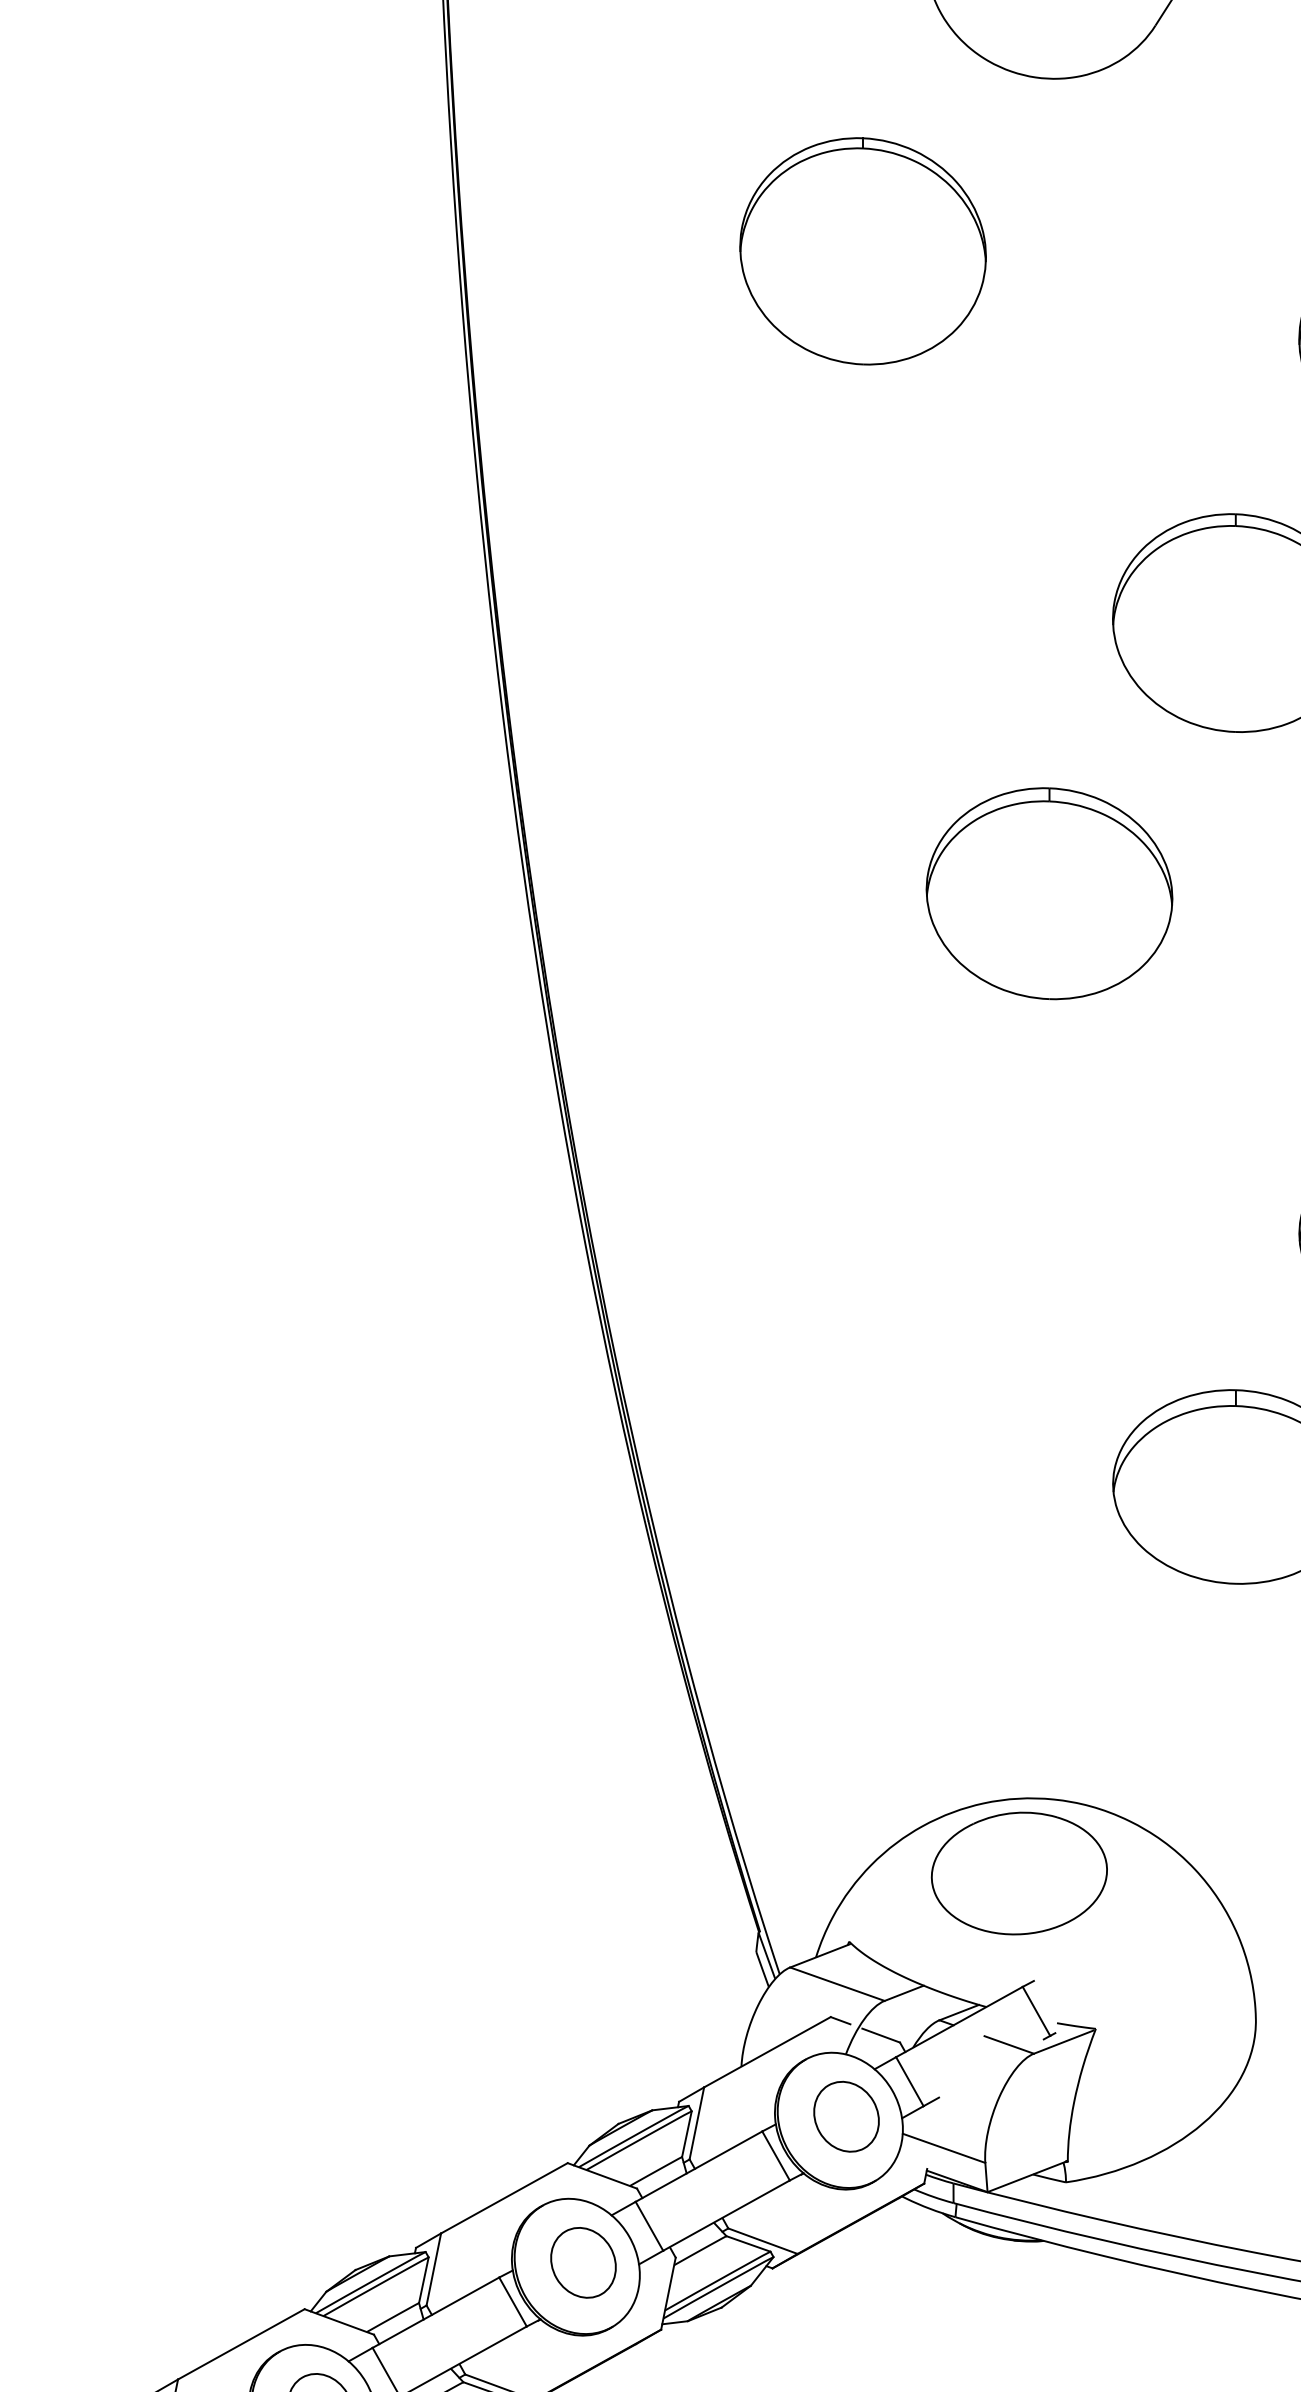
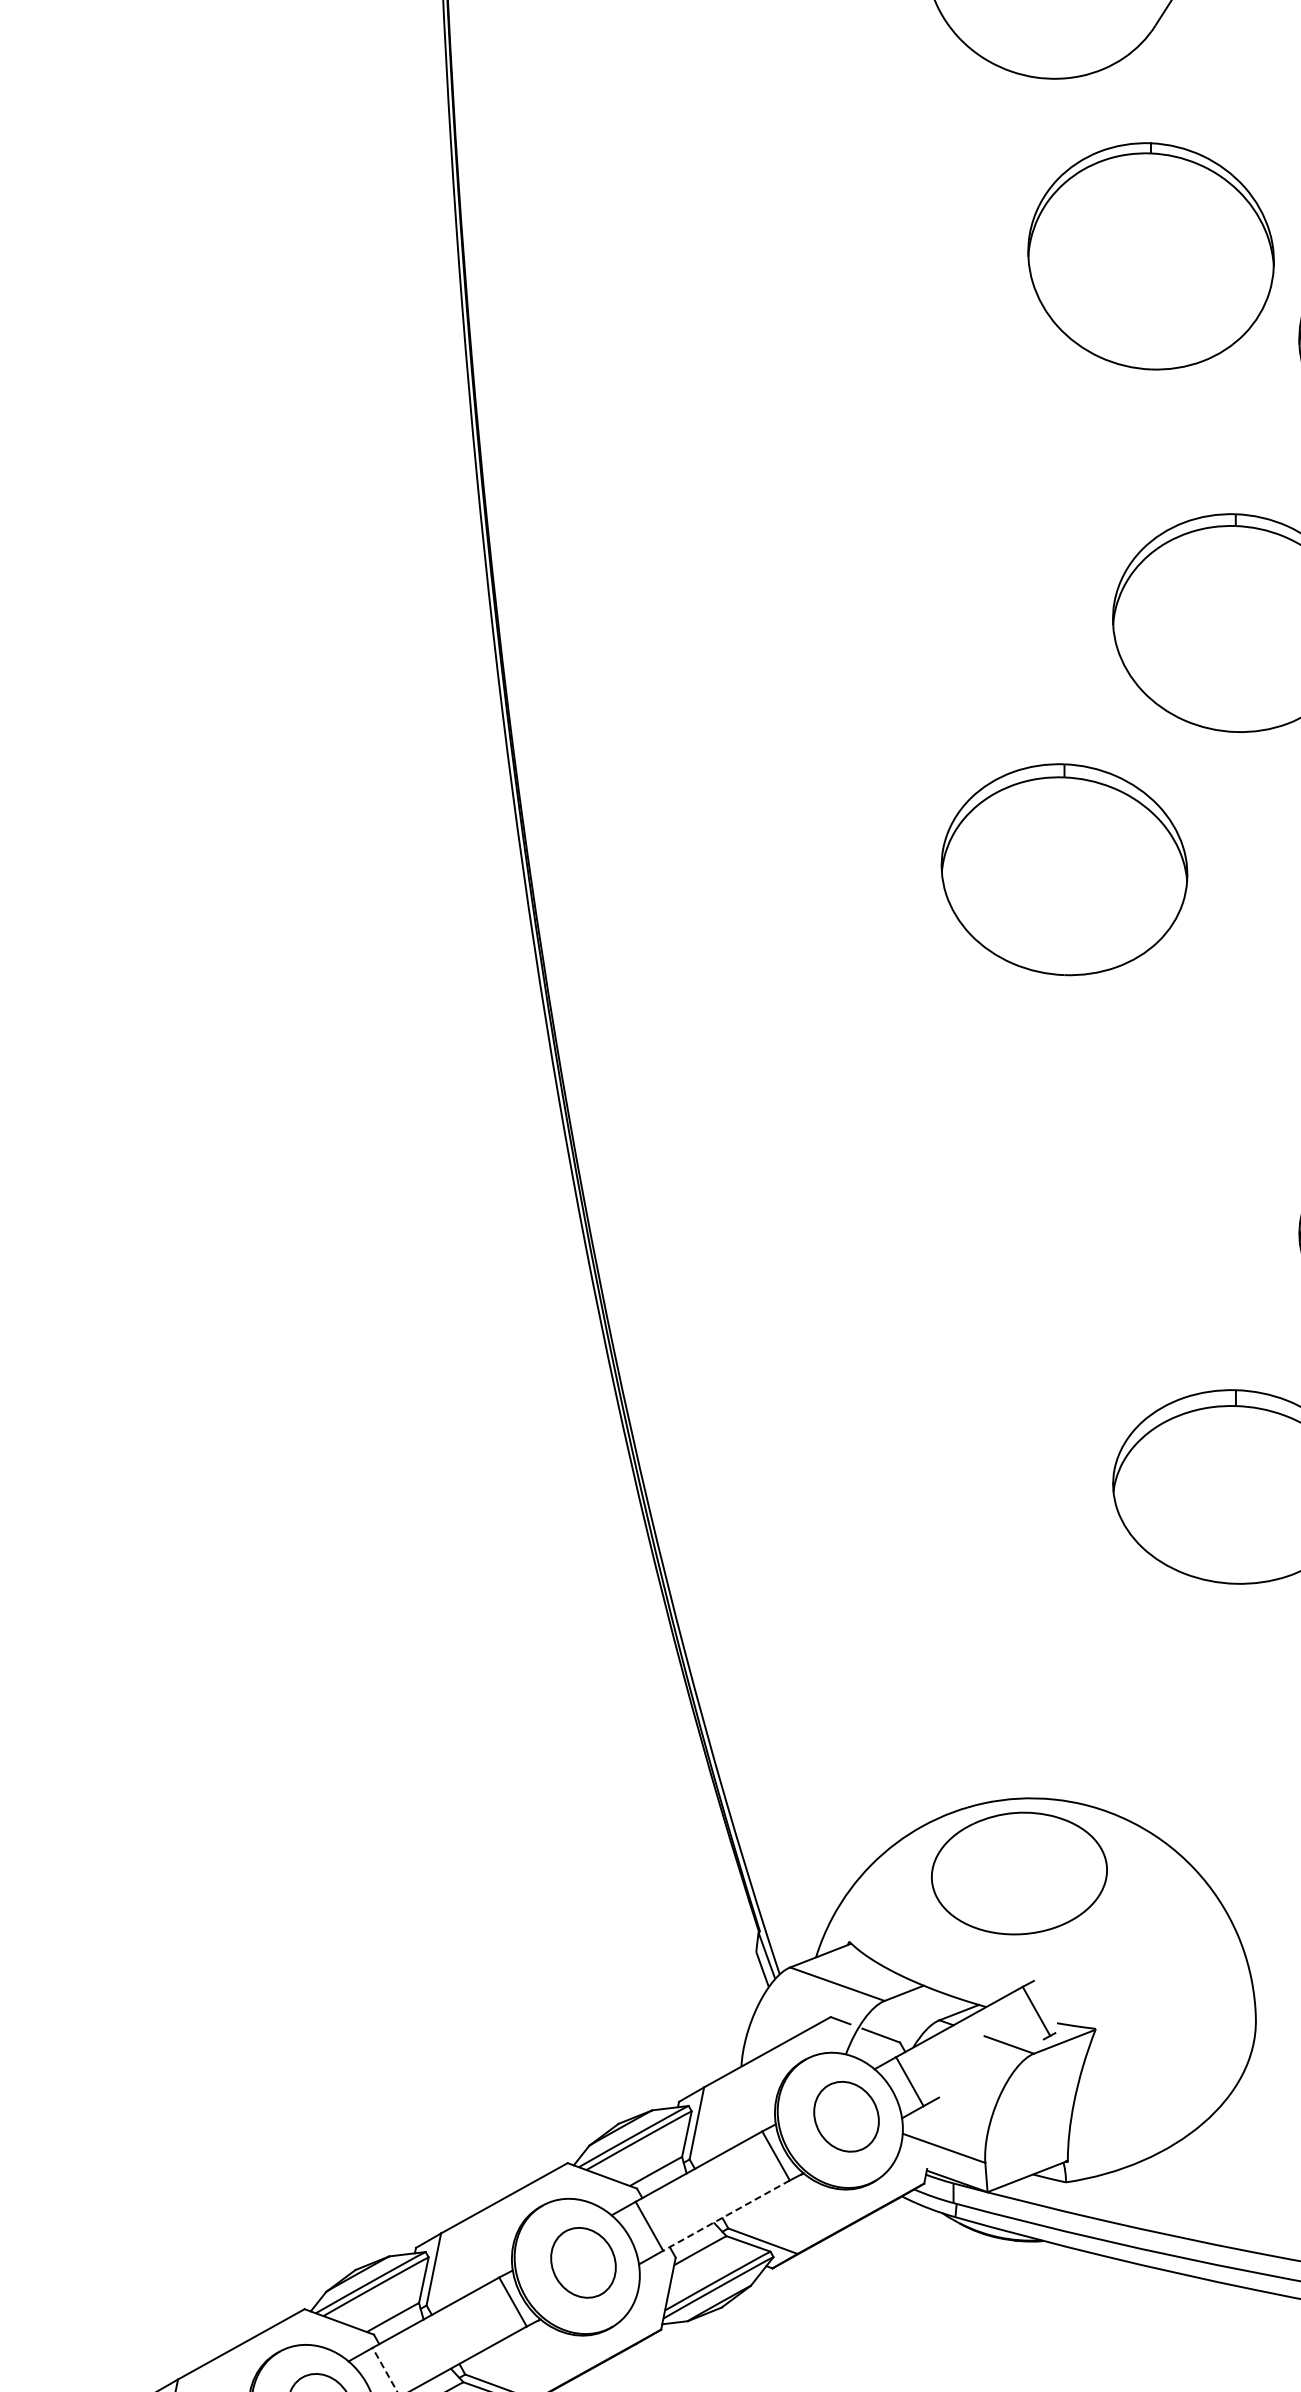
part position: (862, 251) -> (1150, 256) (1150, 256)
part position: (1049, 893) -> (1064, 869) (1064, 869)
line: solid -> dashed (726, 2215)
line: solid -> dashed (384, 2369)
